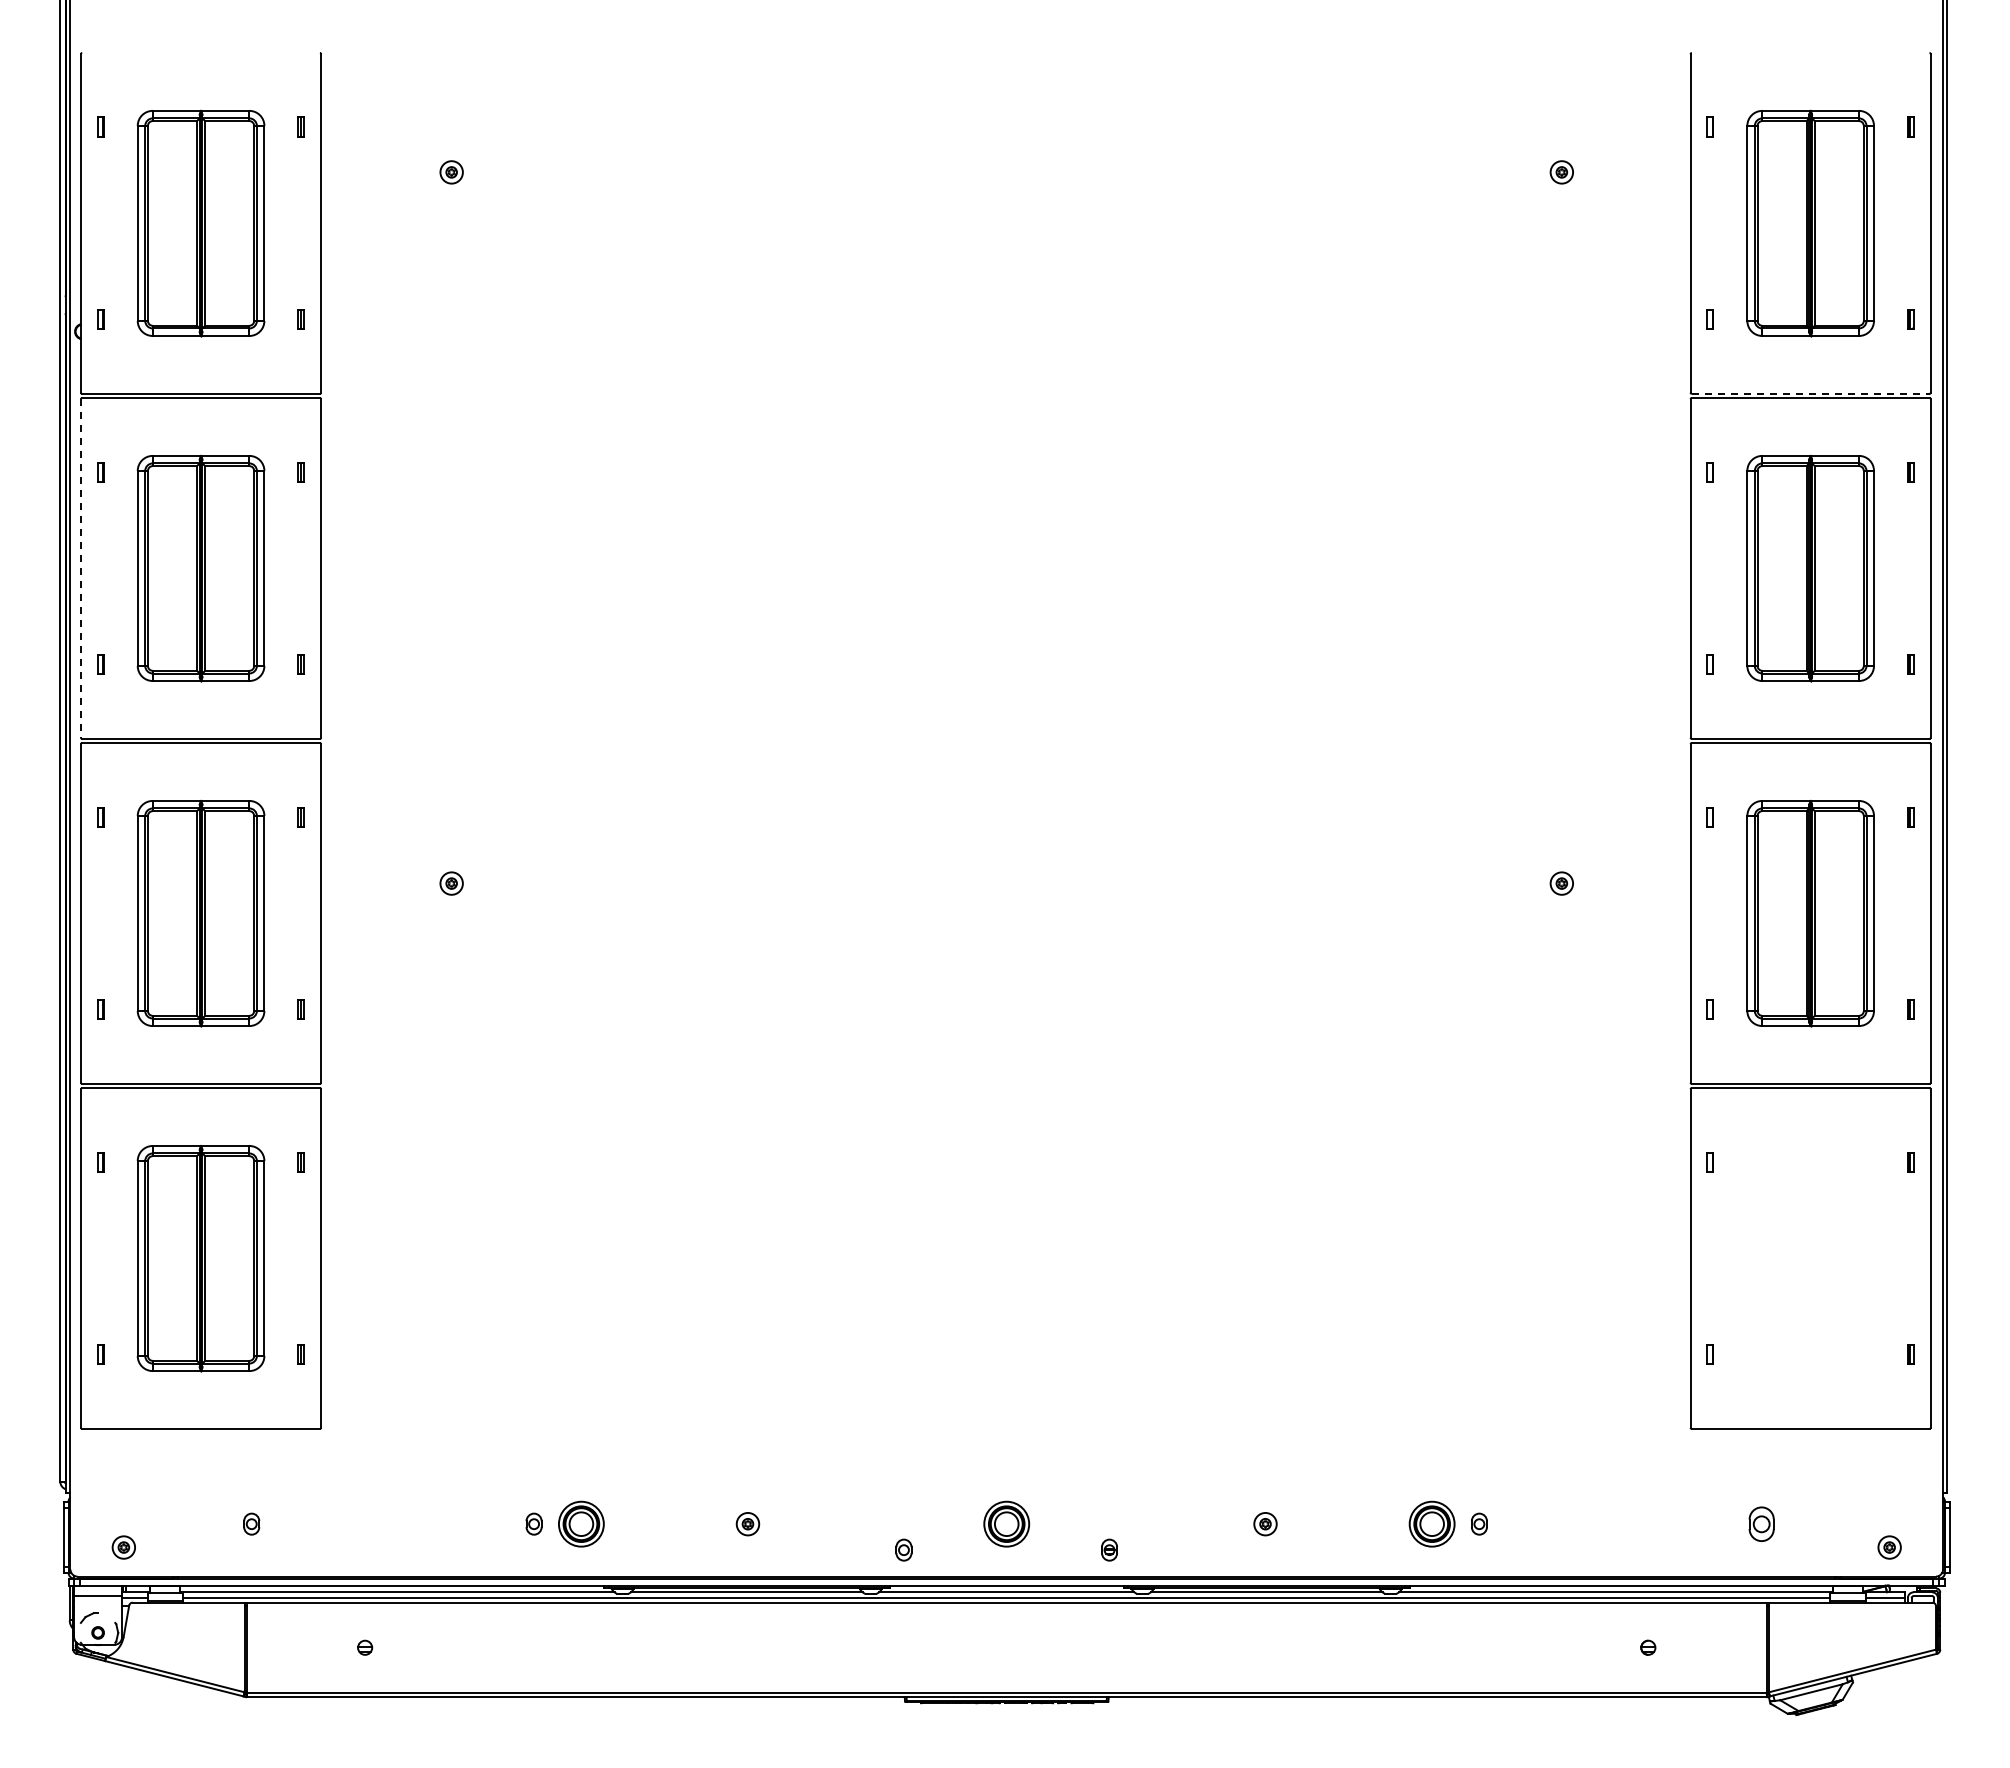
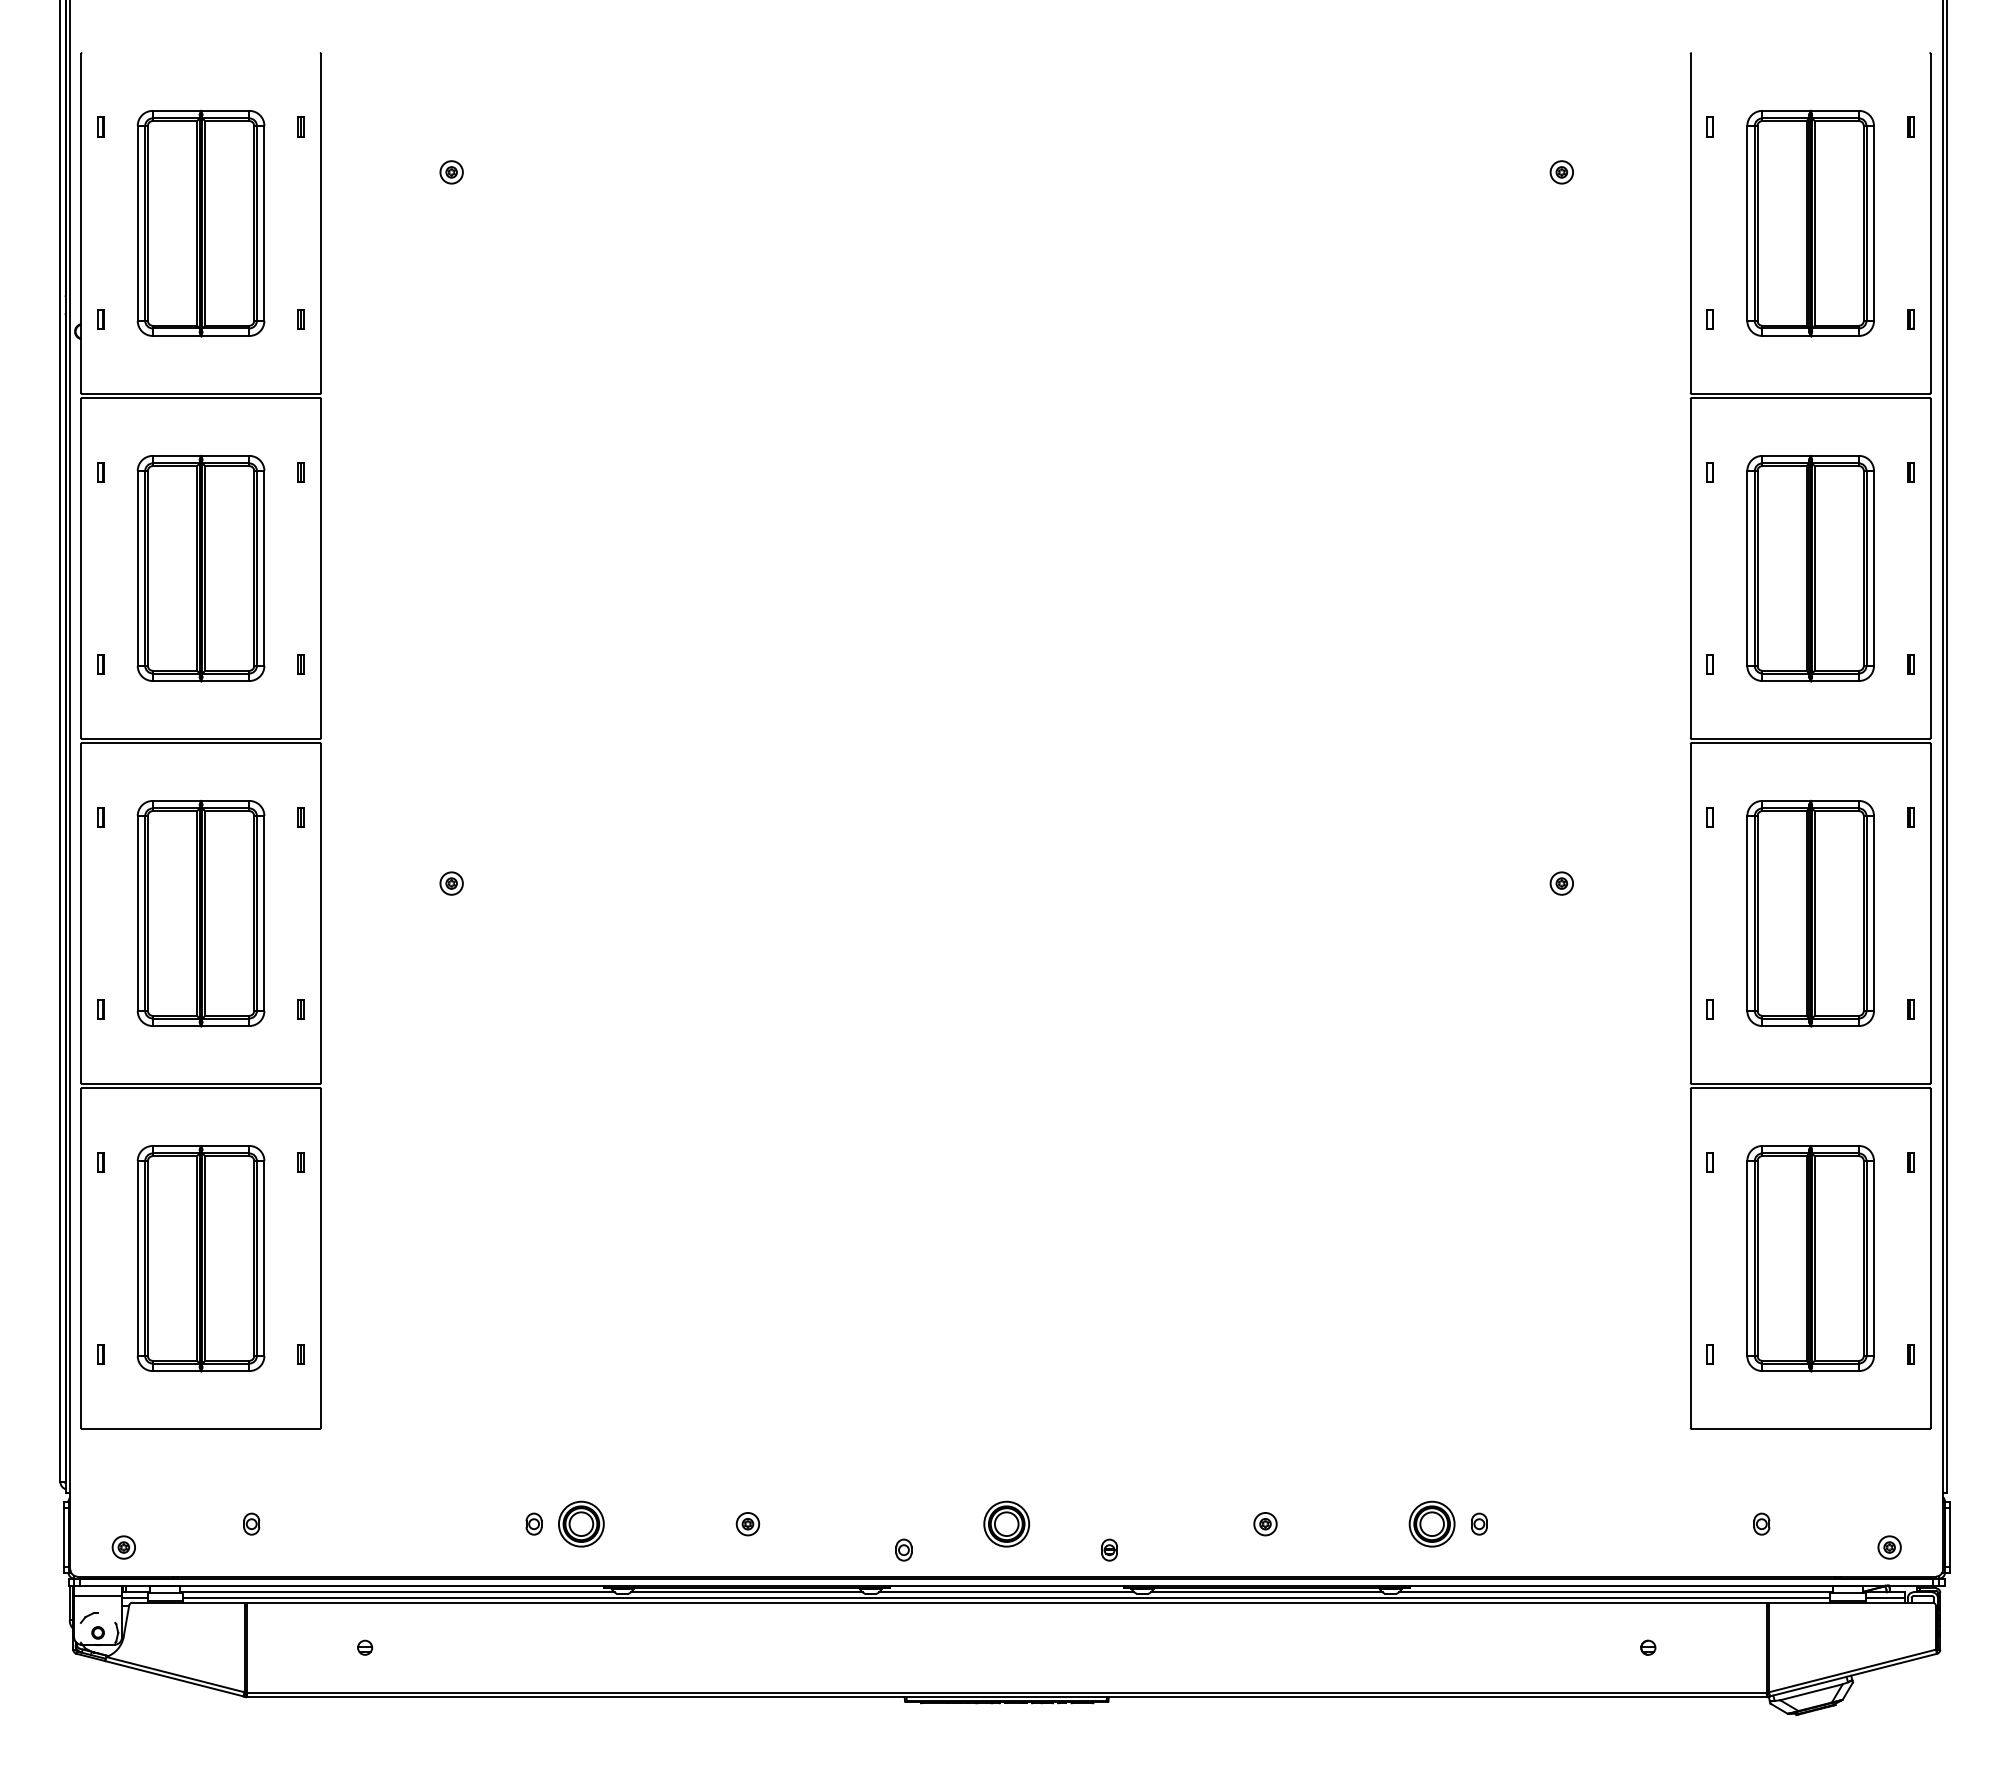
line: dashed -> solid (1810, 393)
line: dashed -> solid (81, 568)
part: none -> present (1810, 1258)
part size: 27x36 px -> 18x24 px (1761, 1523)
